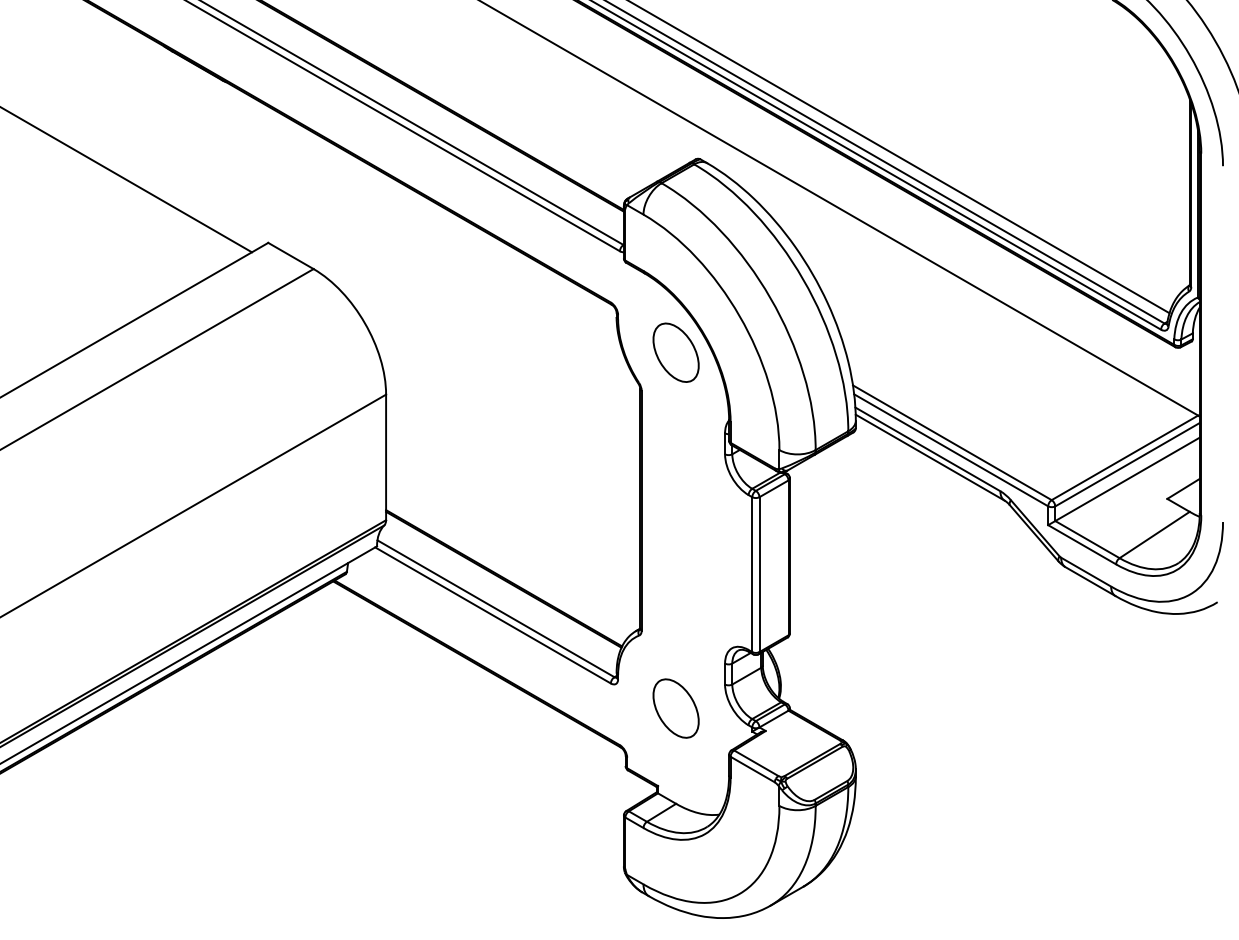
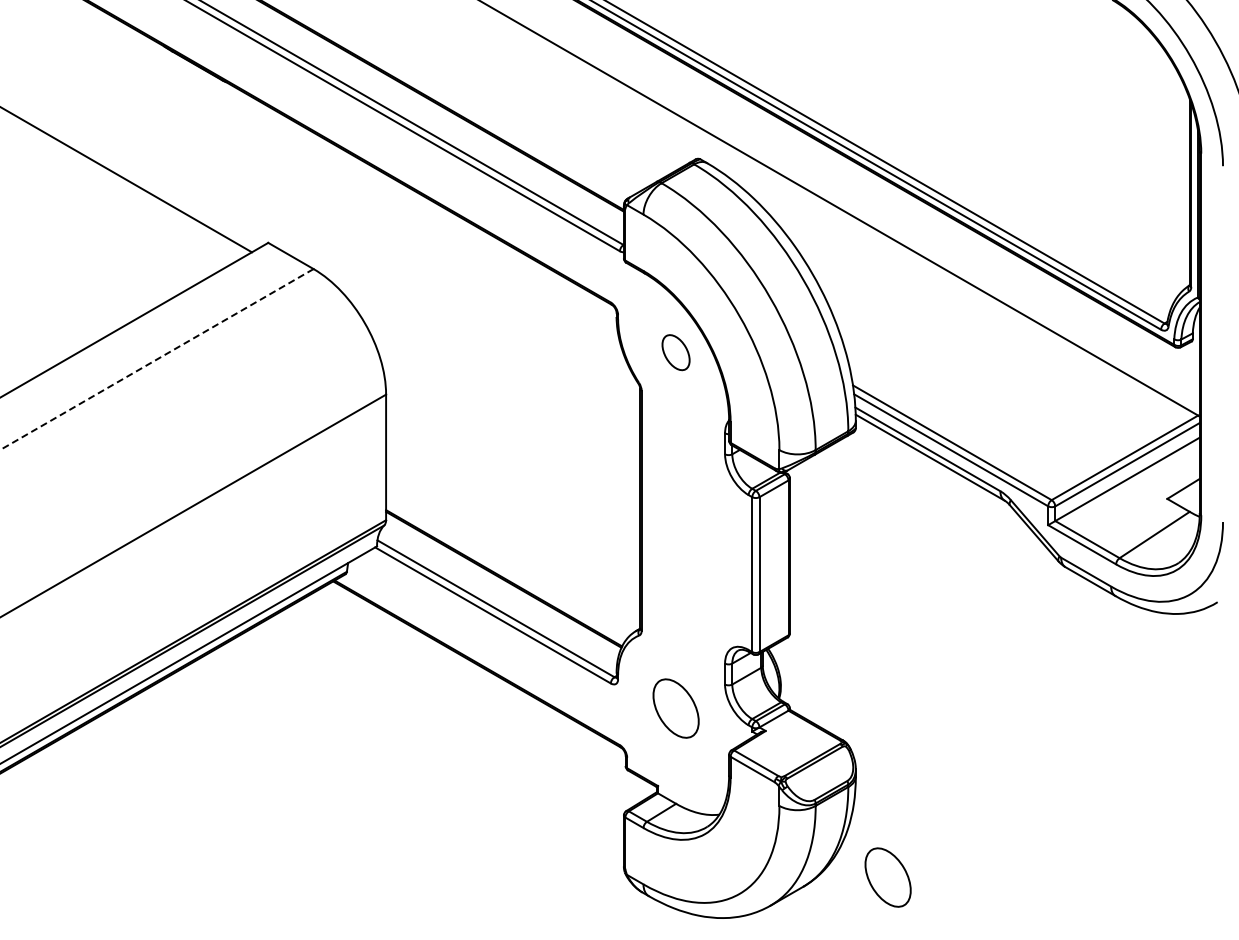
line: present -> none (899, 157)
part size: 48x61 px -> 30x38 px (675, 352)
line: solid -> dashed (156, 359)
part: none -> present (887, 877)
